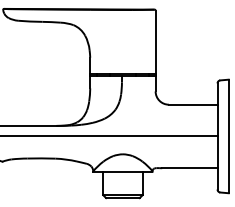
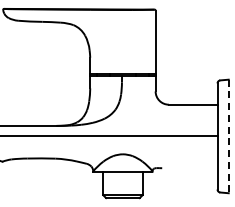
line: solid -> dashed (228, 136)
line: present -> none (189, 168)
